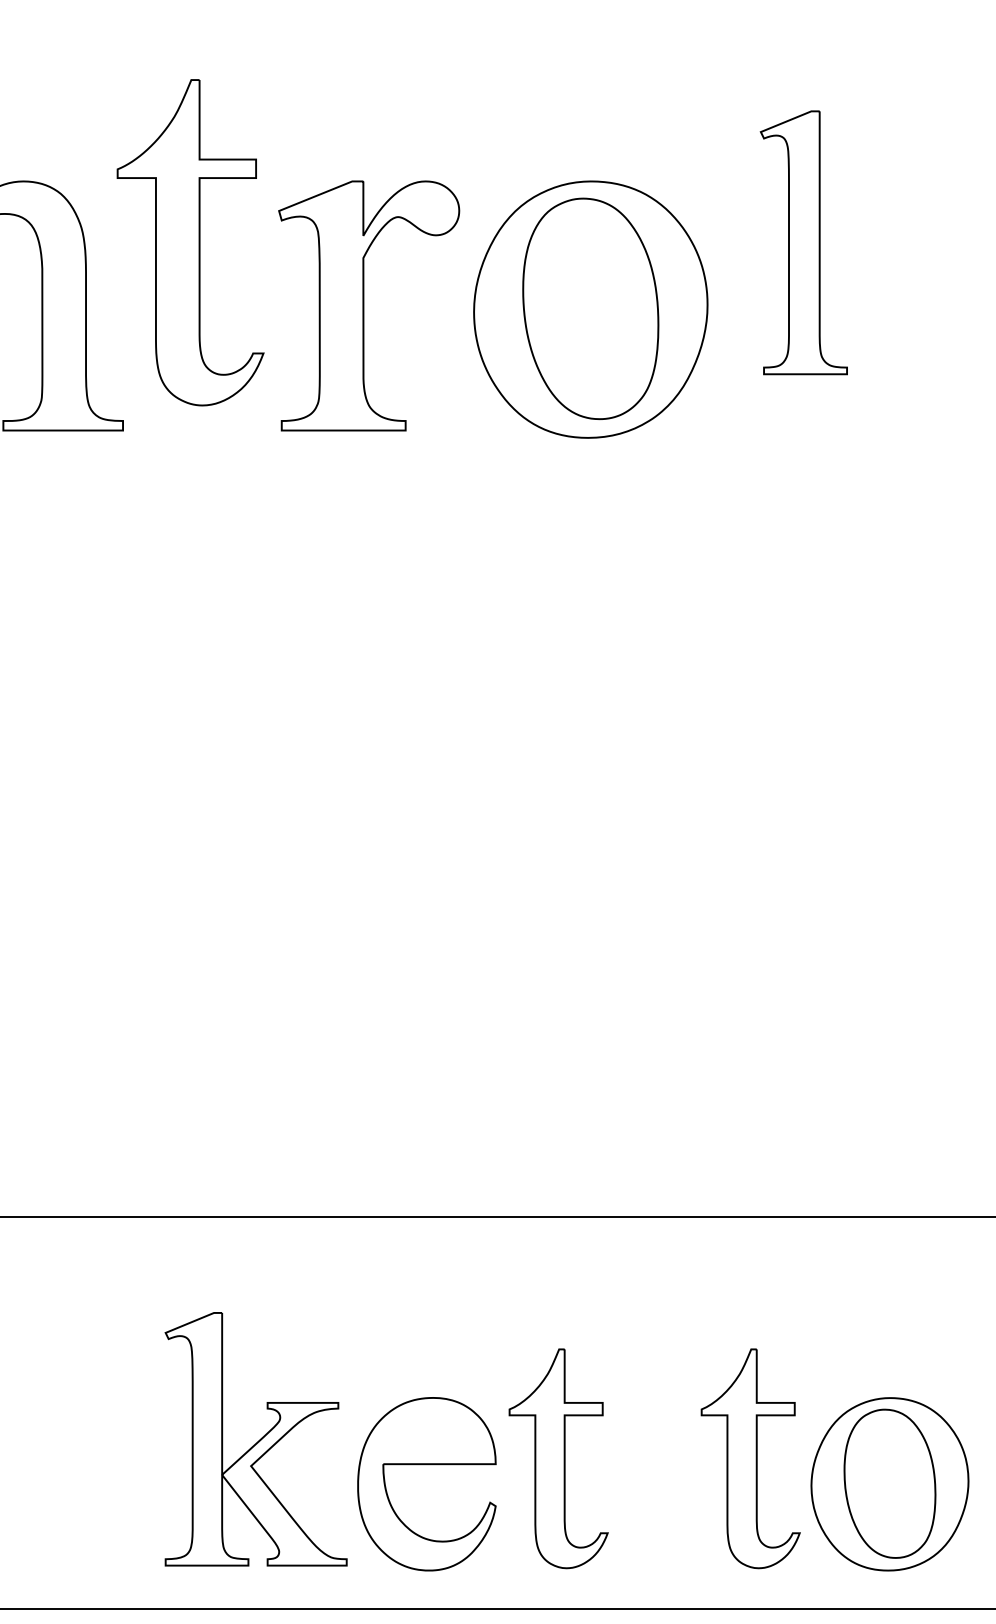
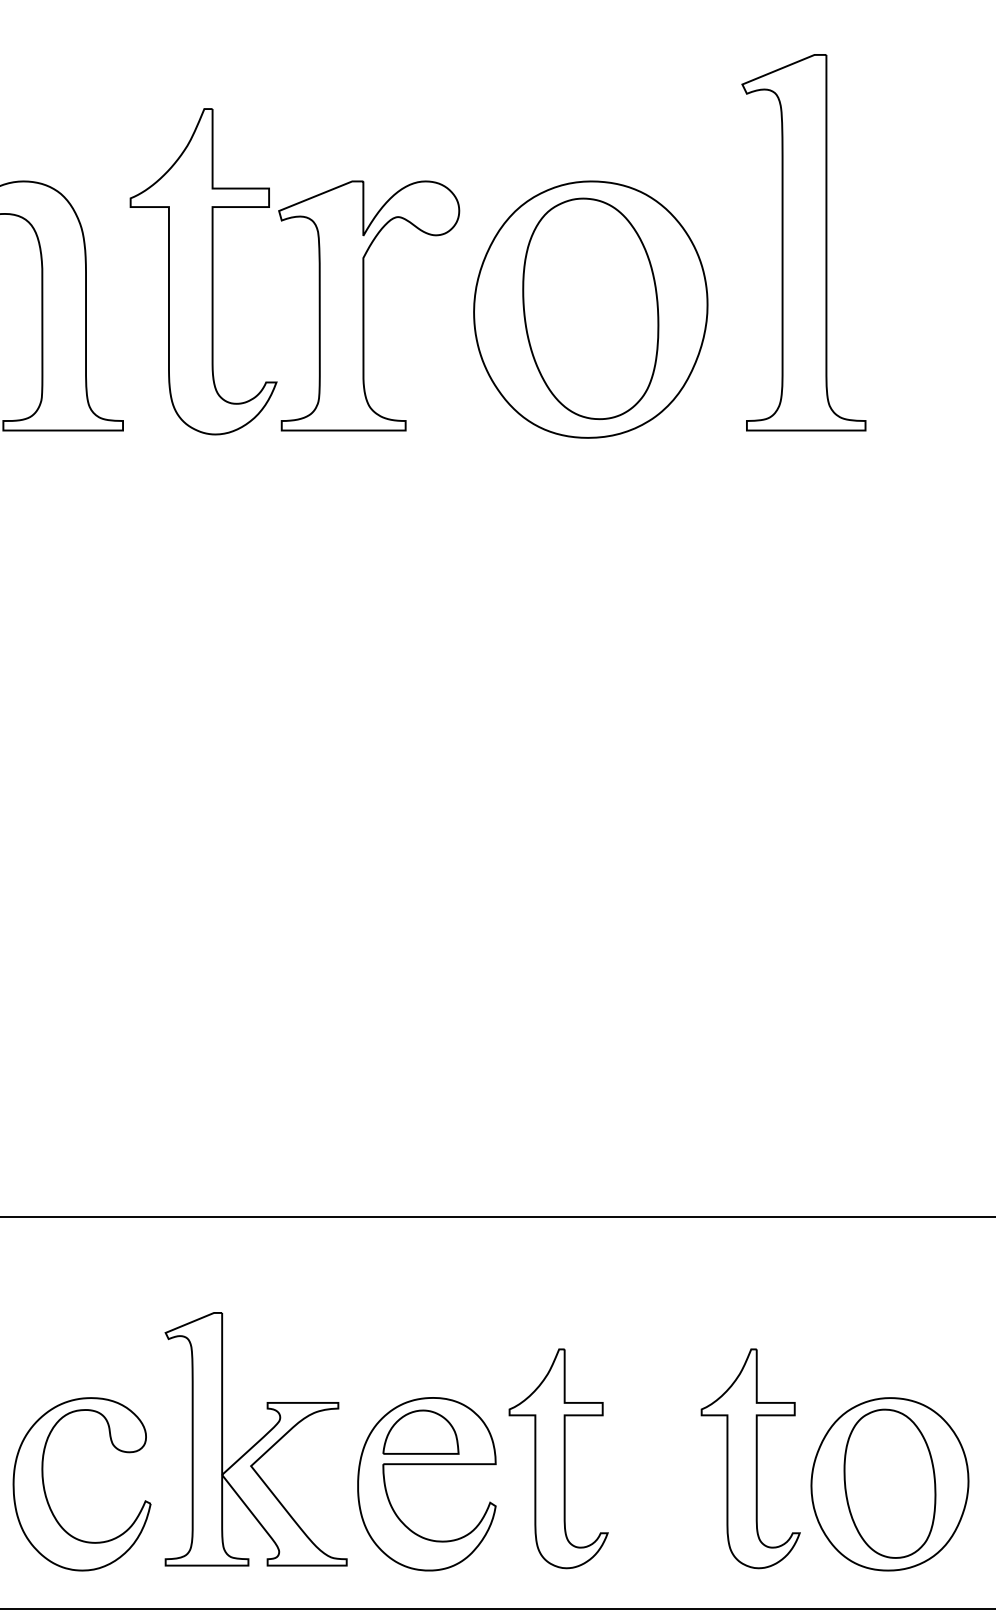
part position: (190, 242) -> (203, 271) (203, 271)
part size: 89x266 px -> 126x378 px (803, 242)
part: none -> present (420, 1431)
part: none -> present (46, 1493)
